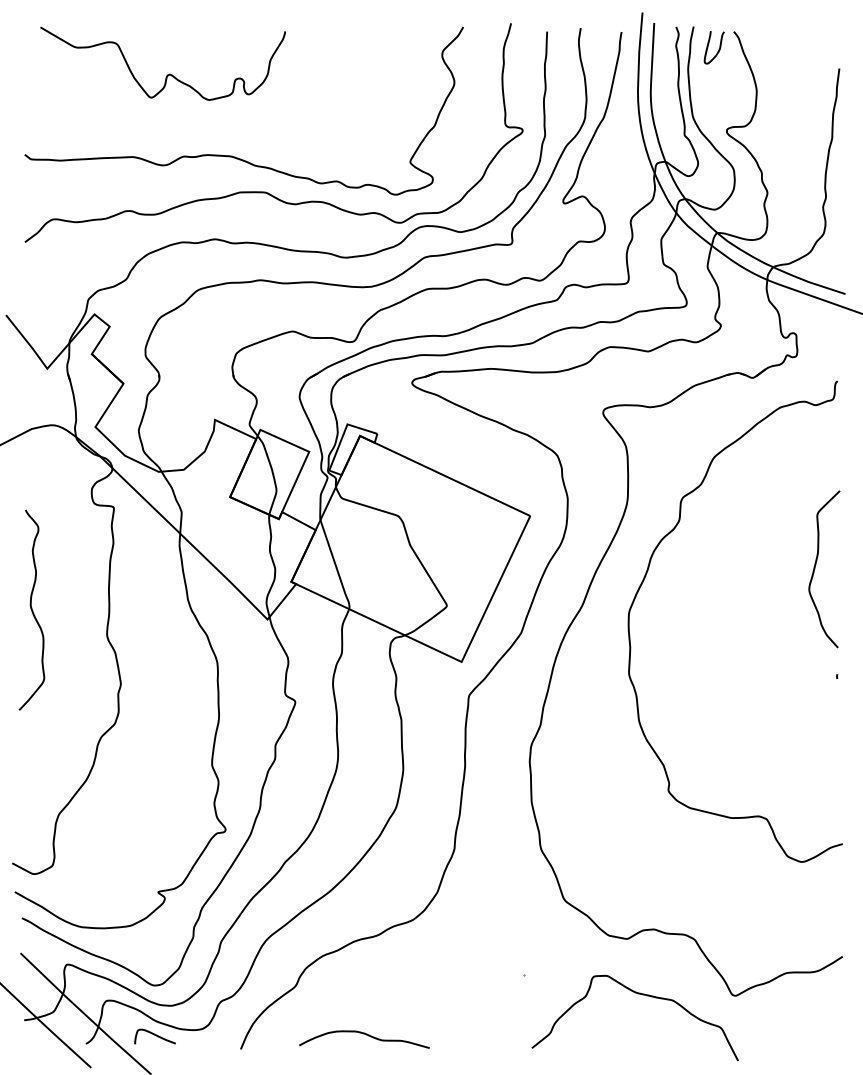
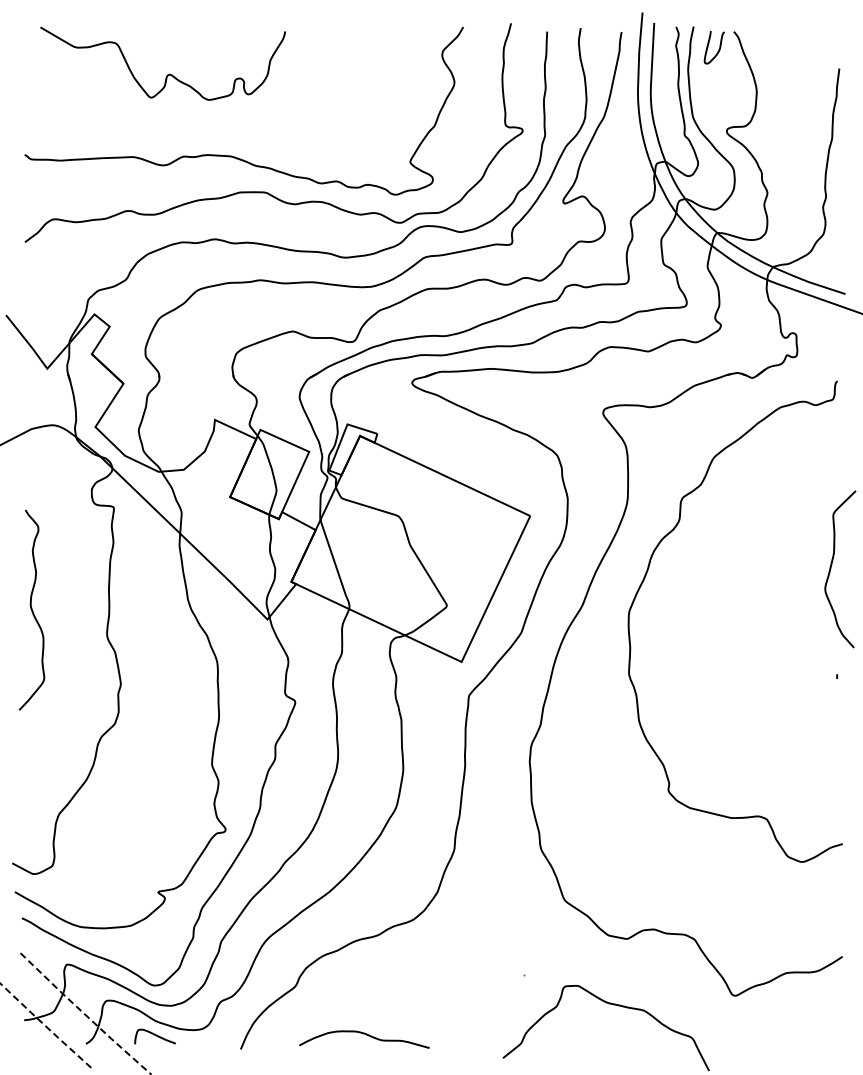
curve position: (816, 565) -> (832, 565) (832, 565)
curve position: (638, 994) -> (609, 1004) (609, 1004)
line: solid -> dashed (85, 1014)
line: solid -> dashed (45, 1025)
